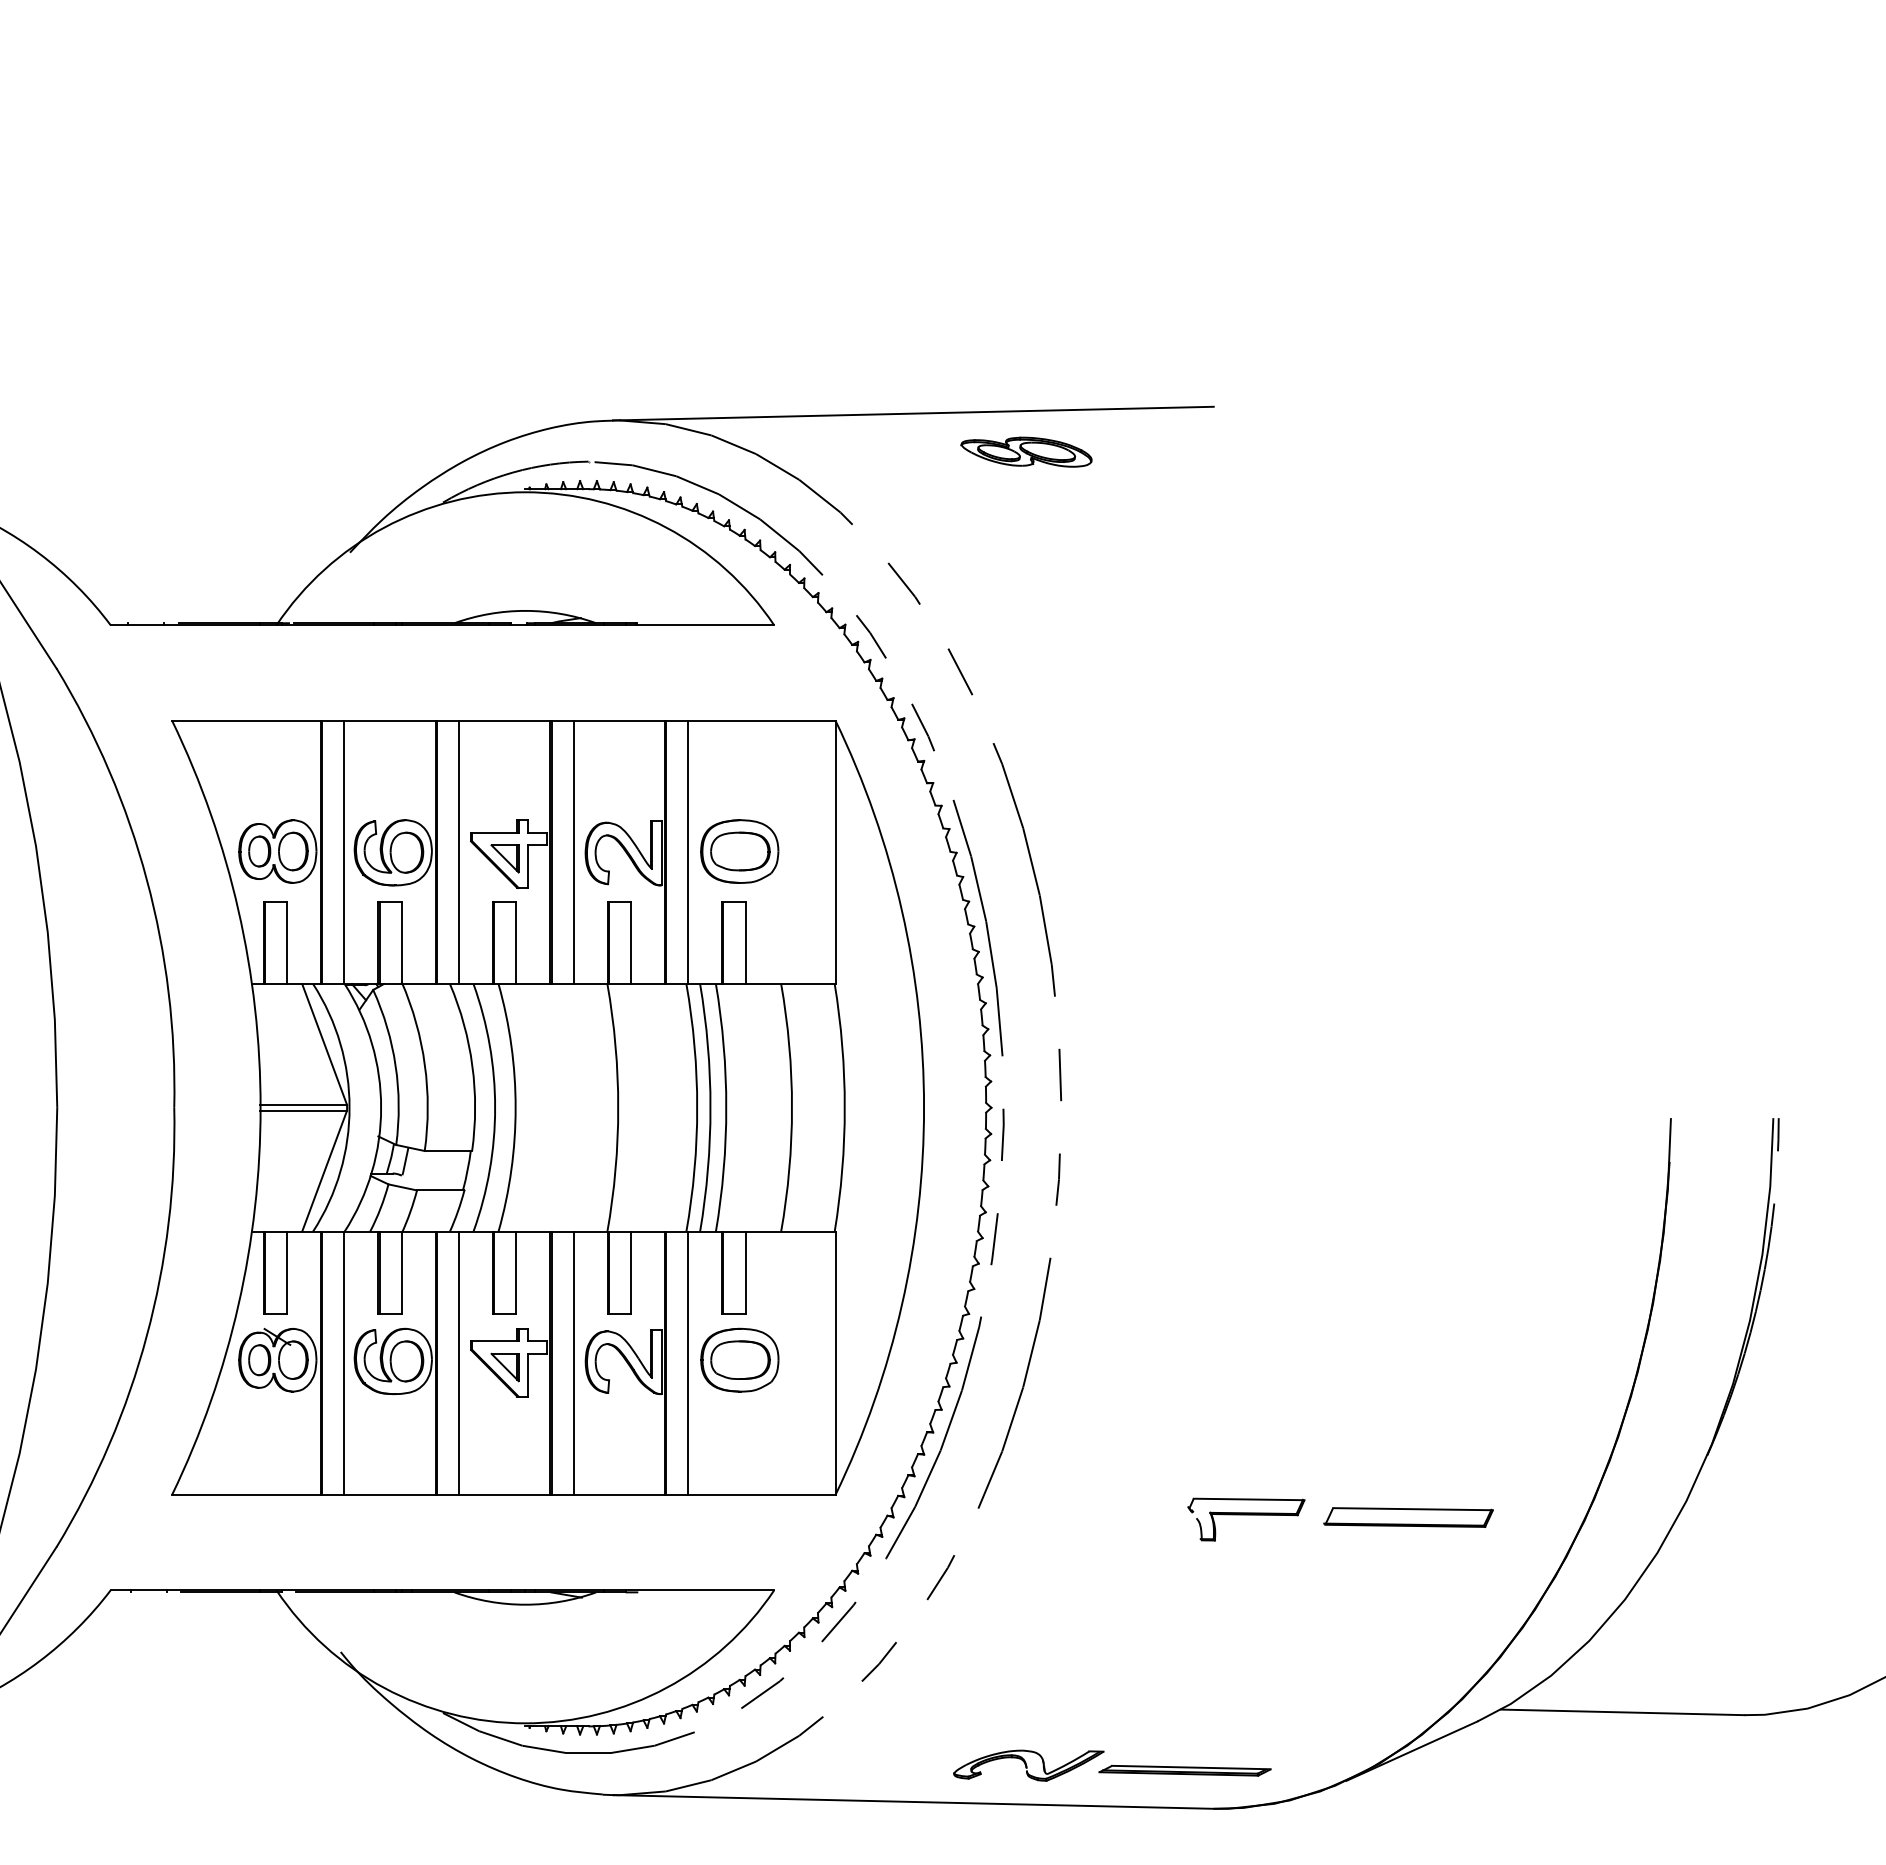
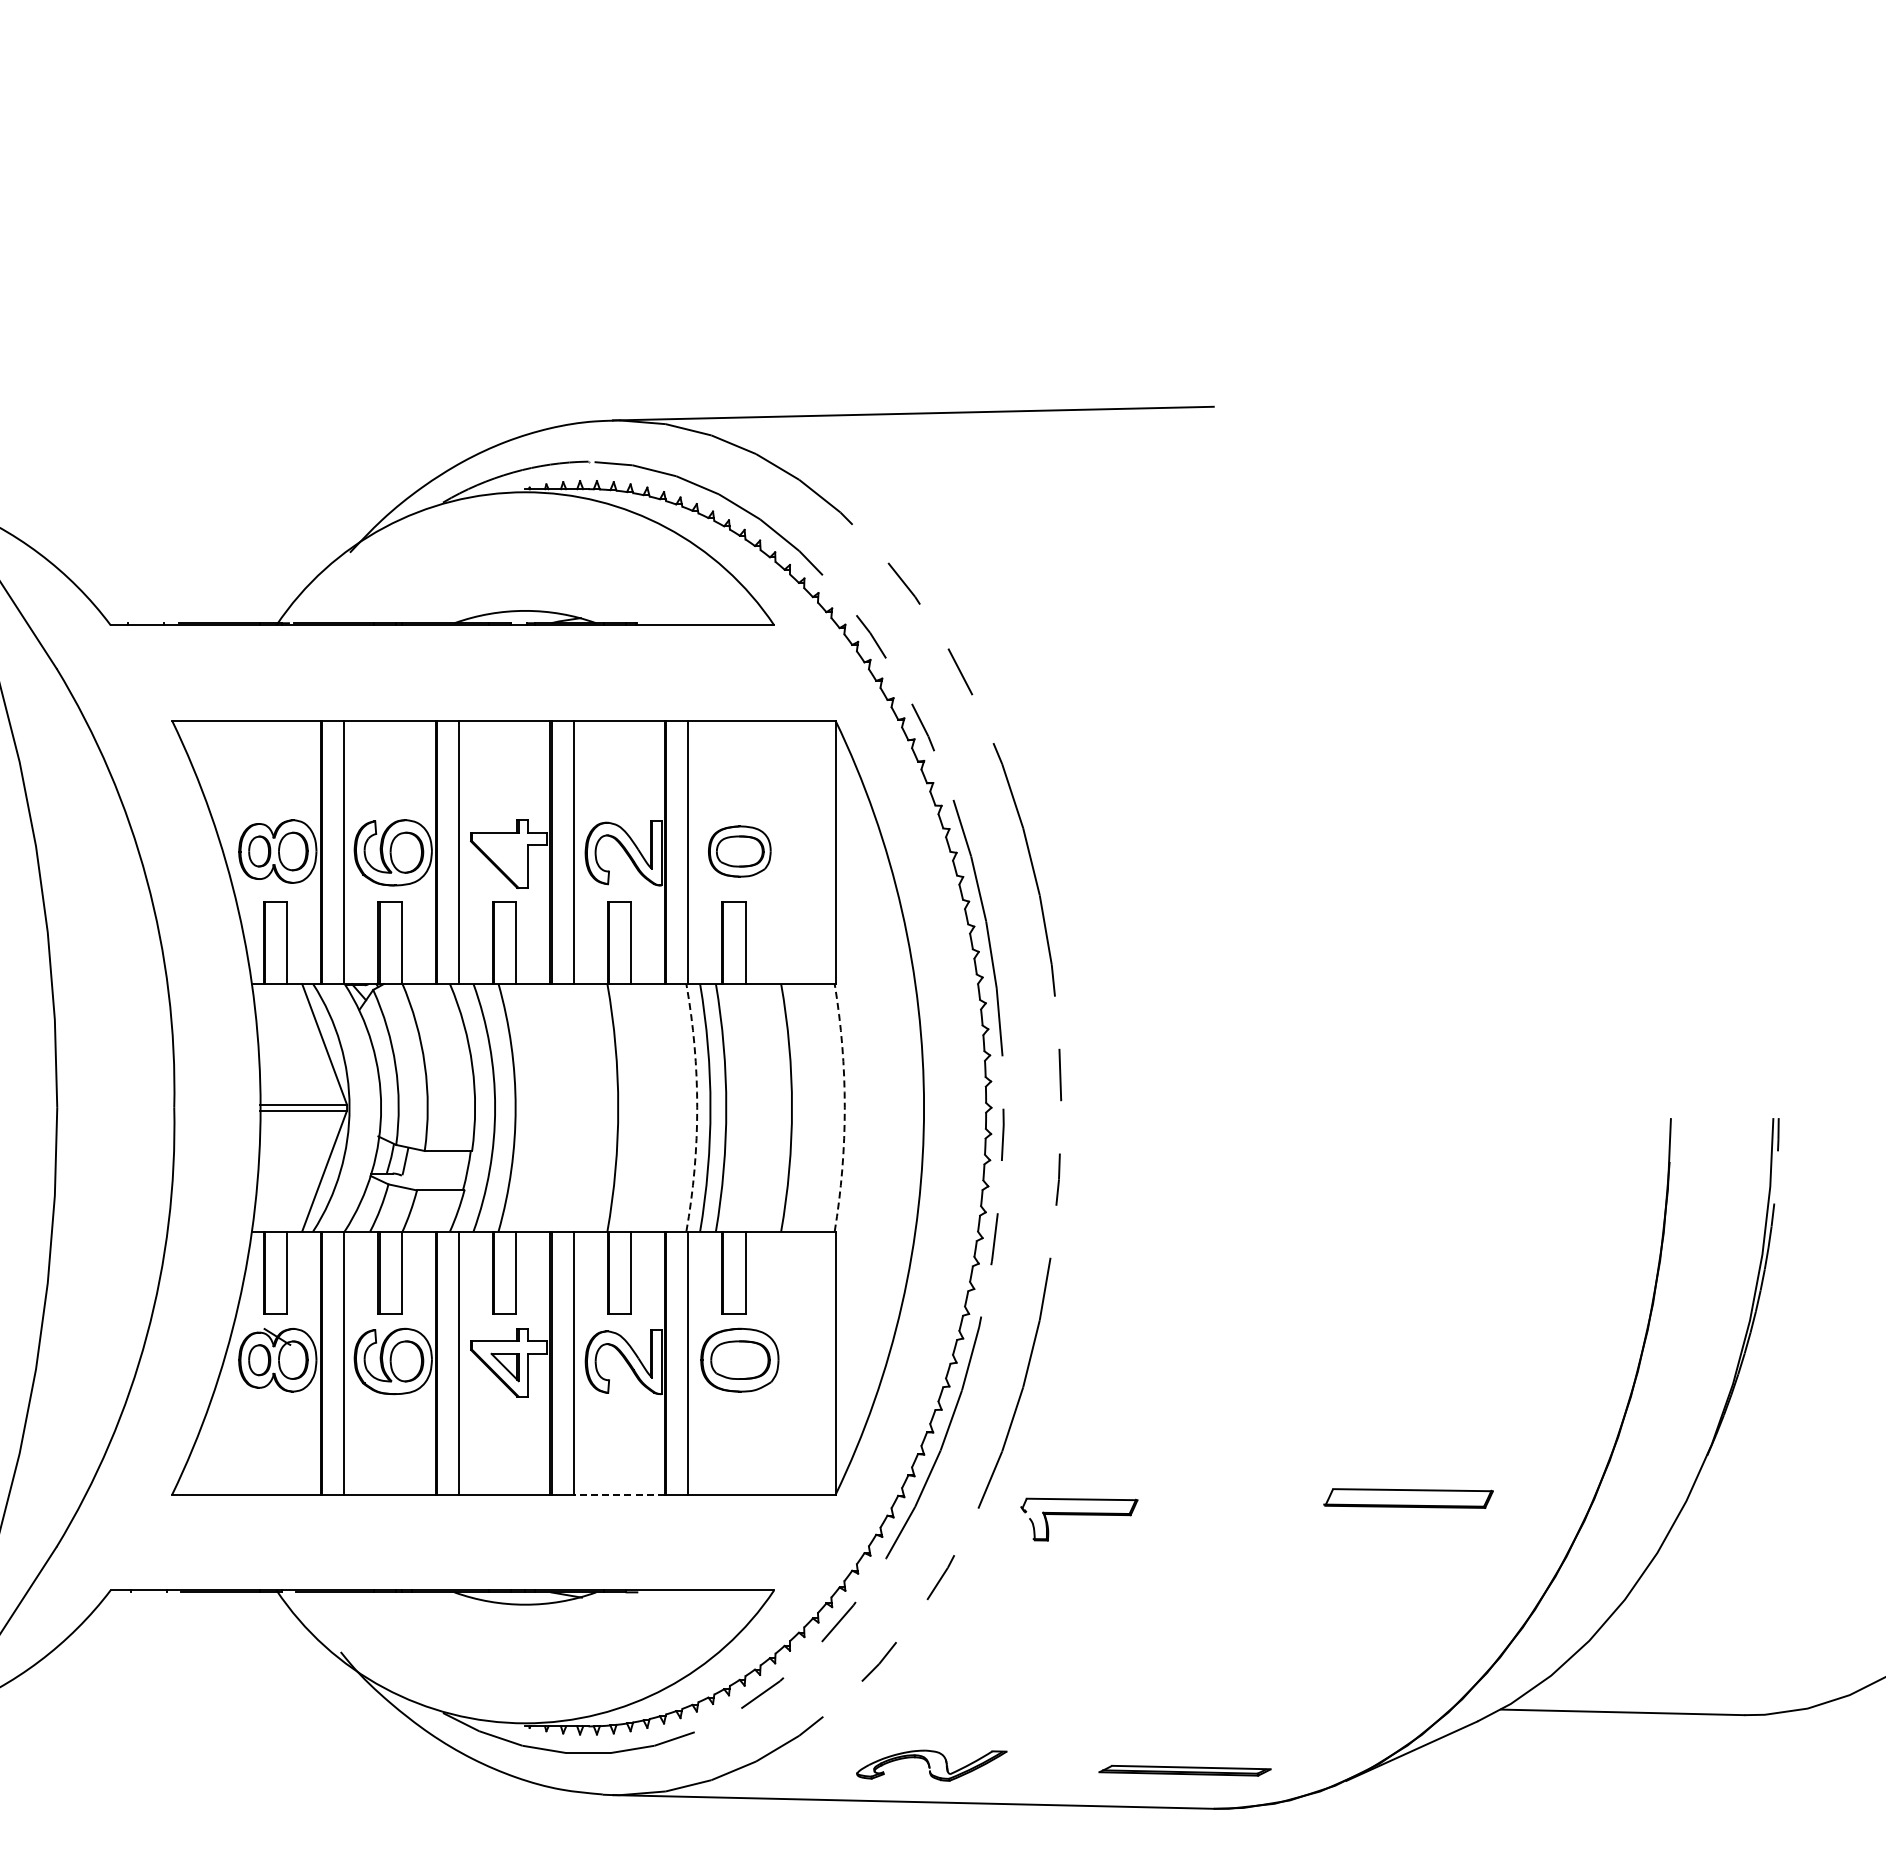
part: present -> none (1026, 451)
part size: 80x65 px -> 64x53 px (739, 851)
part: present -> none (504, 858)
arc: solid -> dashed (697, 1107)
arc: solid -> dashed (844, 1107)
line: solid -> dashed (619, 1494)
part position: (1408, 1517) -> (1408, 1498) (1408, 1498)
part position: (1246, 1519) -> (1079, 1519) (1079, 1519)
part position: (1028, 1765) -> (931, 1765) (931, 1765)
